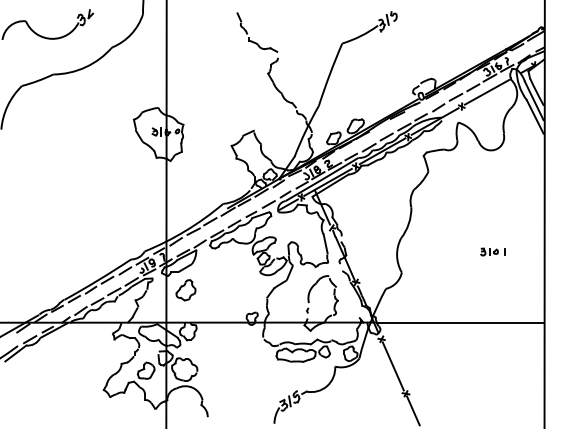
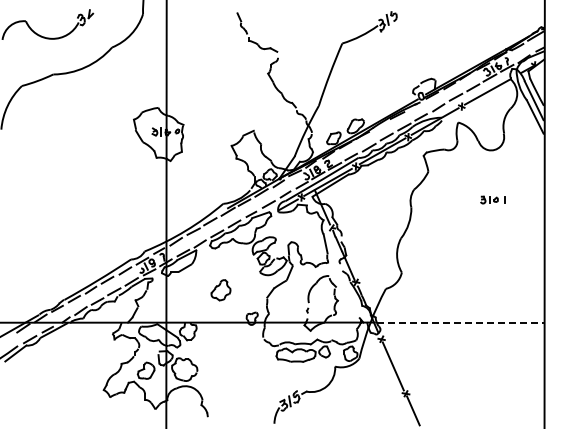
part position: (492, 251) -> (492, 199) (492, 199)
part position: (185, 290) -> (220, 290) (220, 290)
line: solid -> dashed (460, 322)
